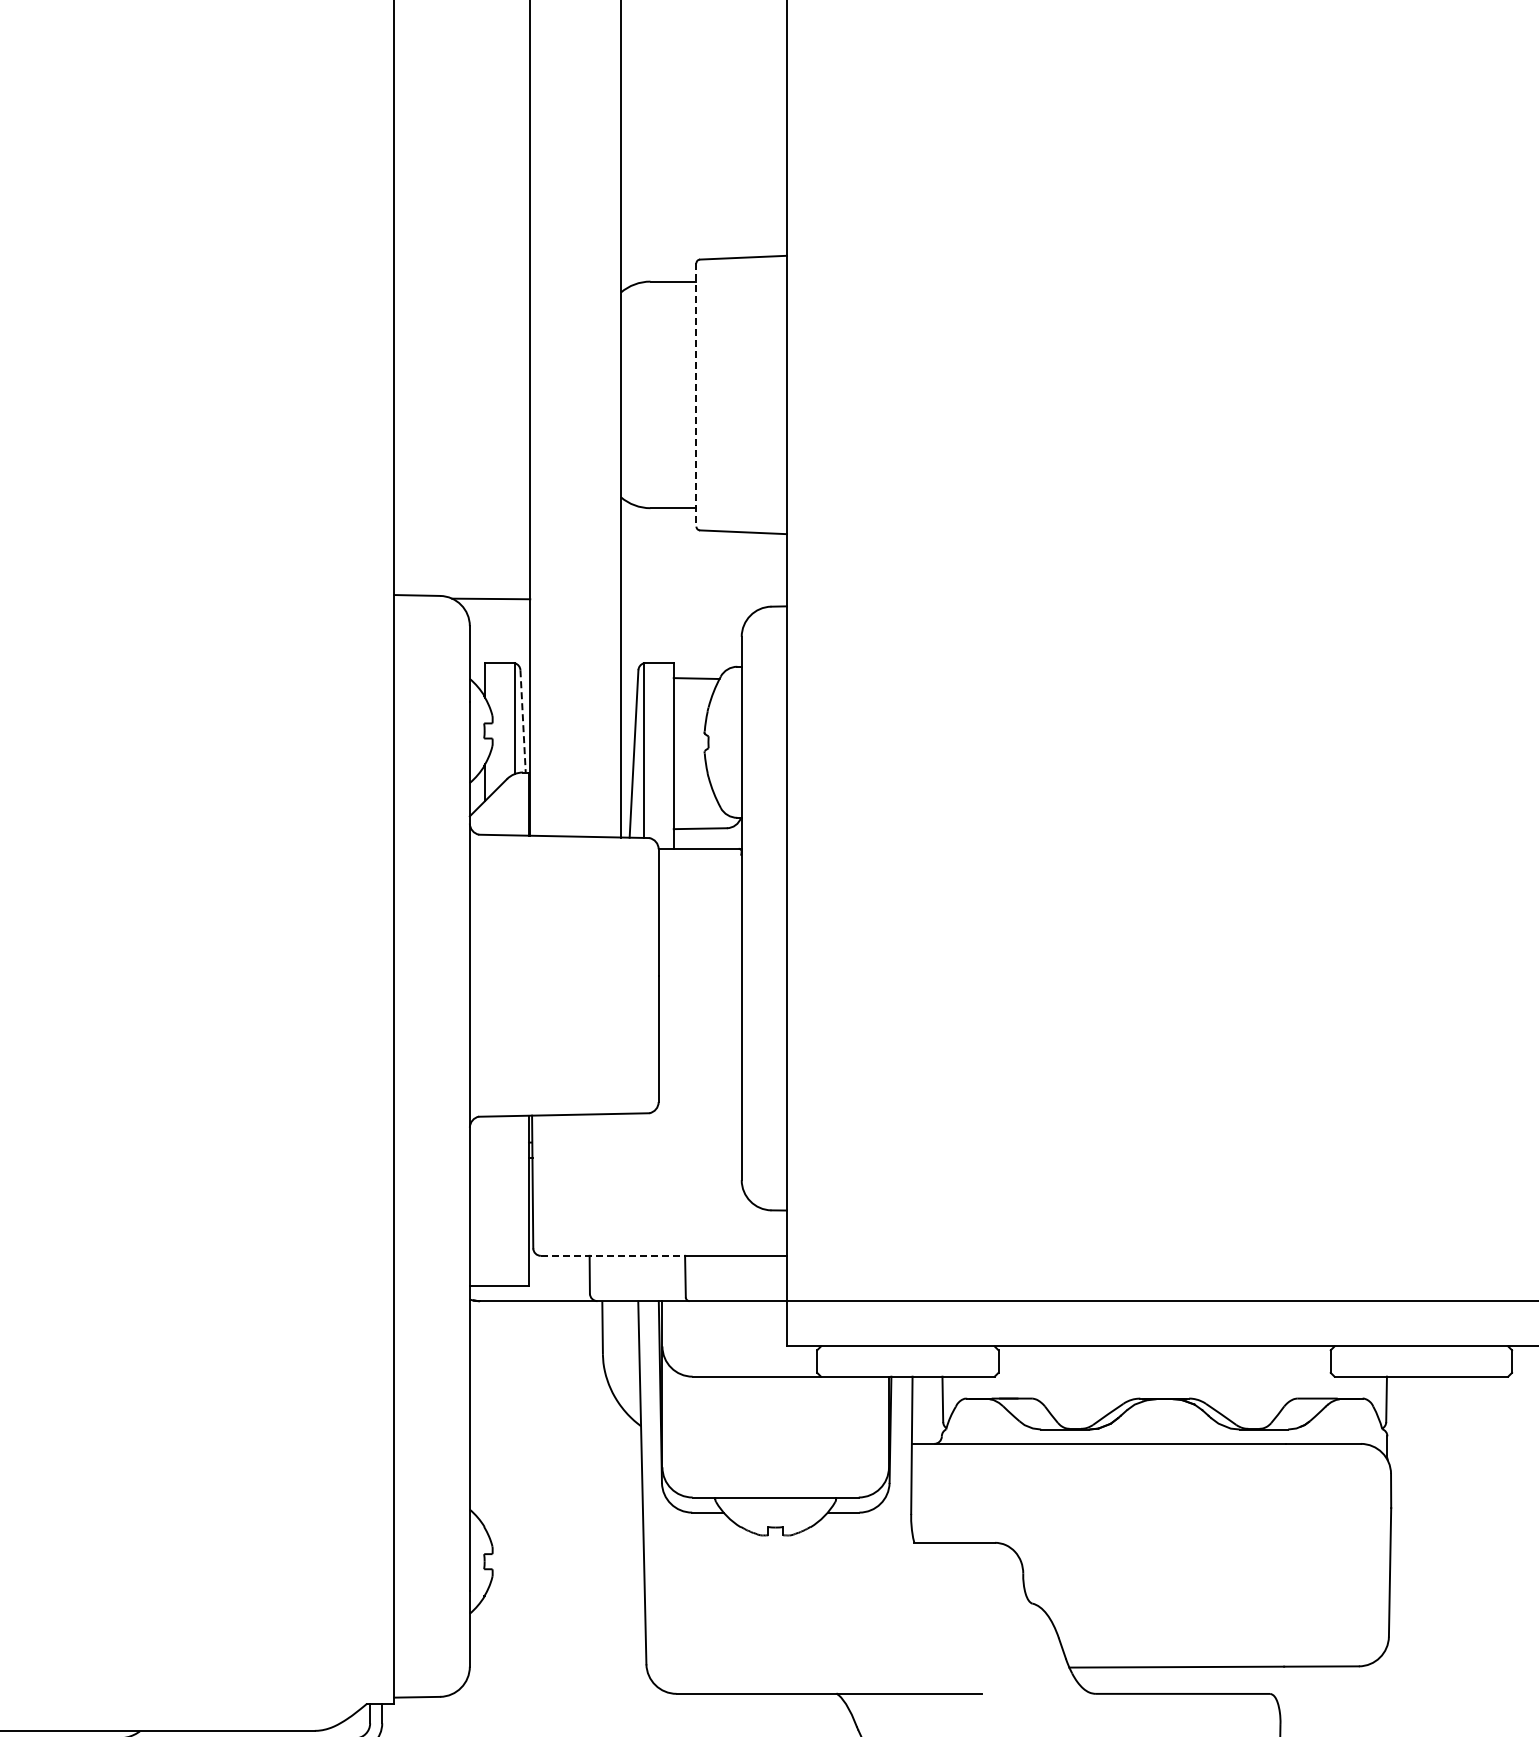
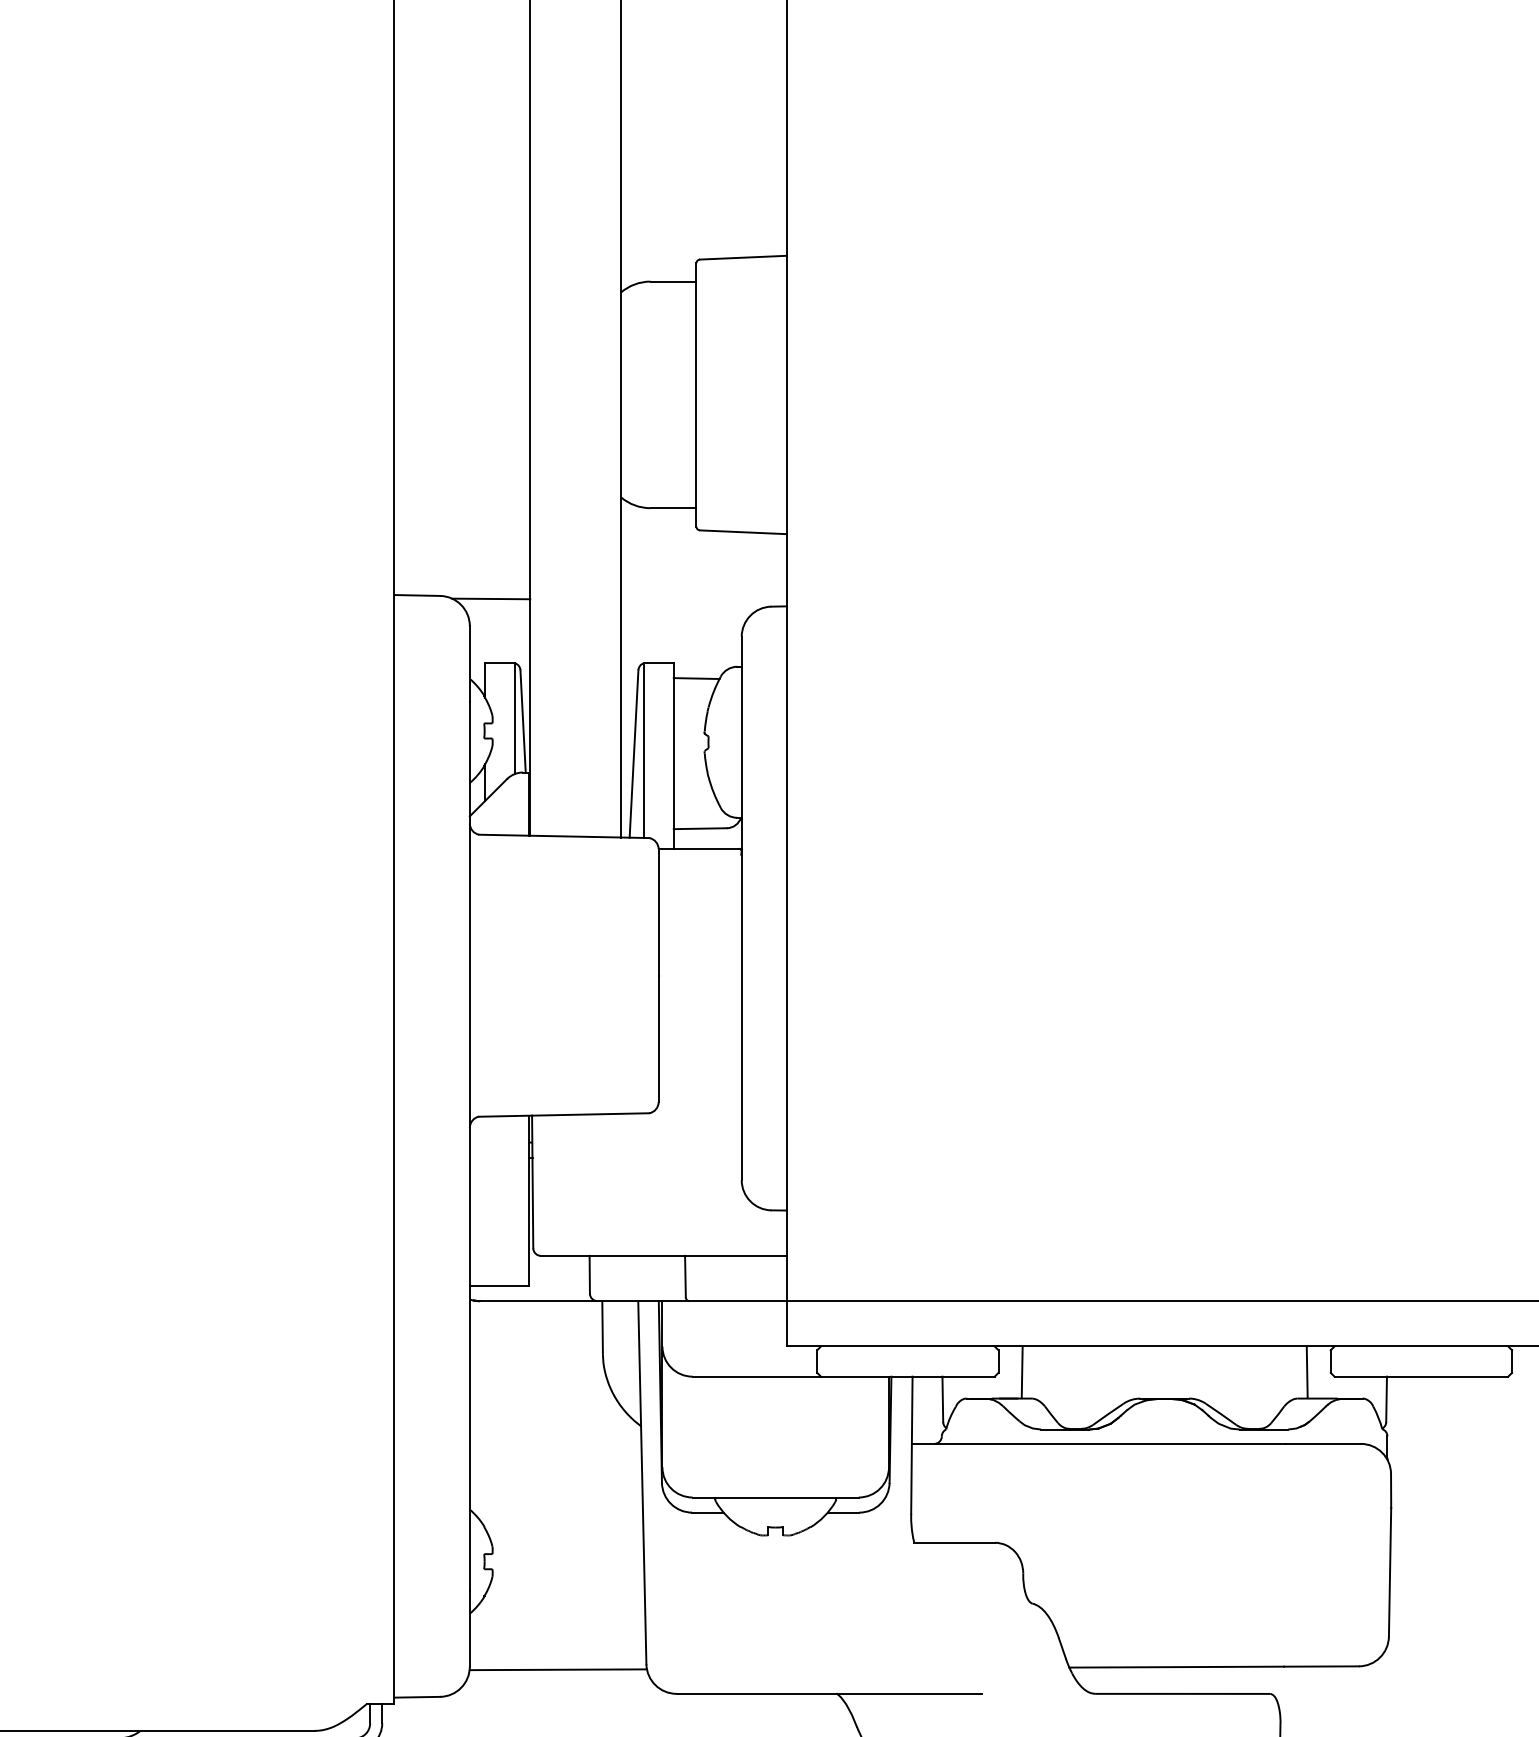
line: dashed -> solid (696, 394)
line: dashed -> solid (523, 721)
line: dashed -> solid (613, 1255)
line: none -> present (1306, 1371)
line: none -> present (1021, 1372)
line: none -> present (557, 1669)
